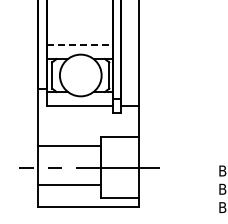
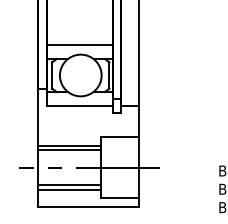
line: dashed -> solid (79, 44)
line: none -> present (68, 150)
line: none -> present (69, 189)
